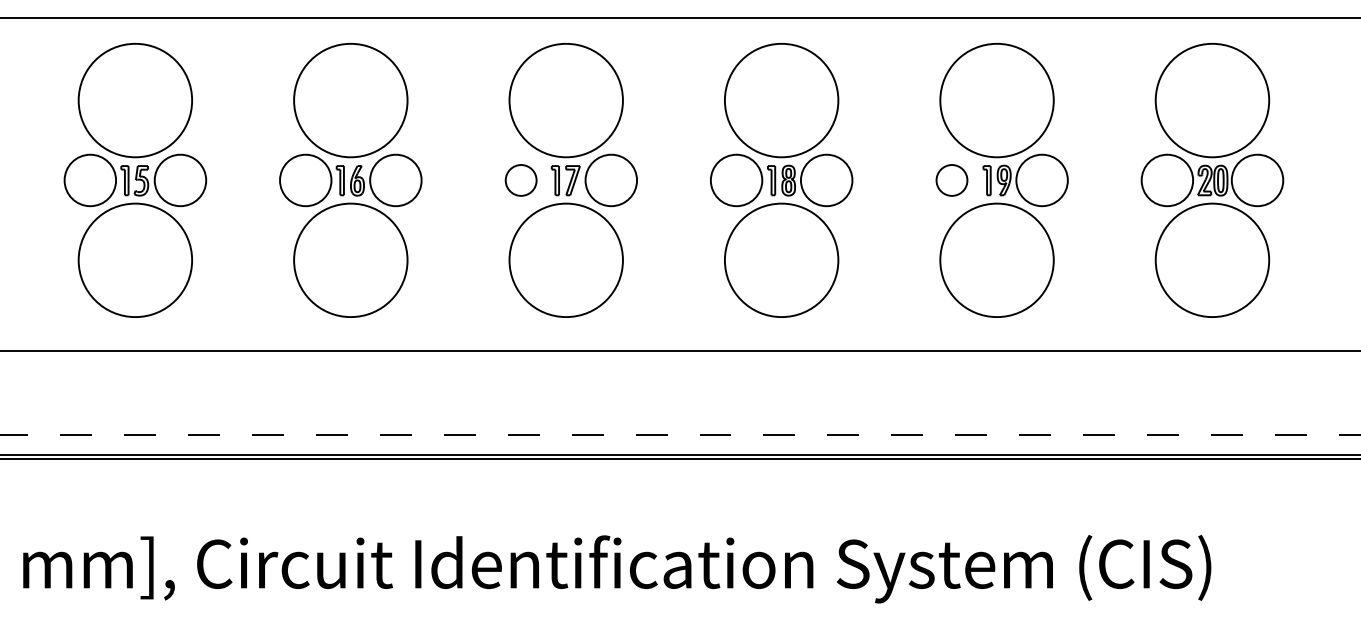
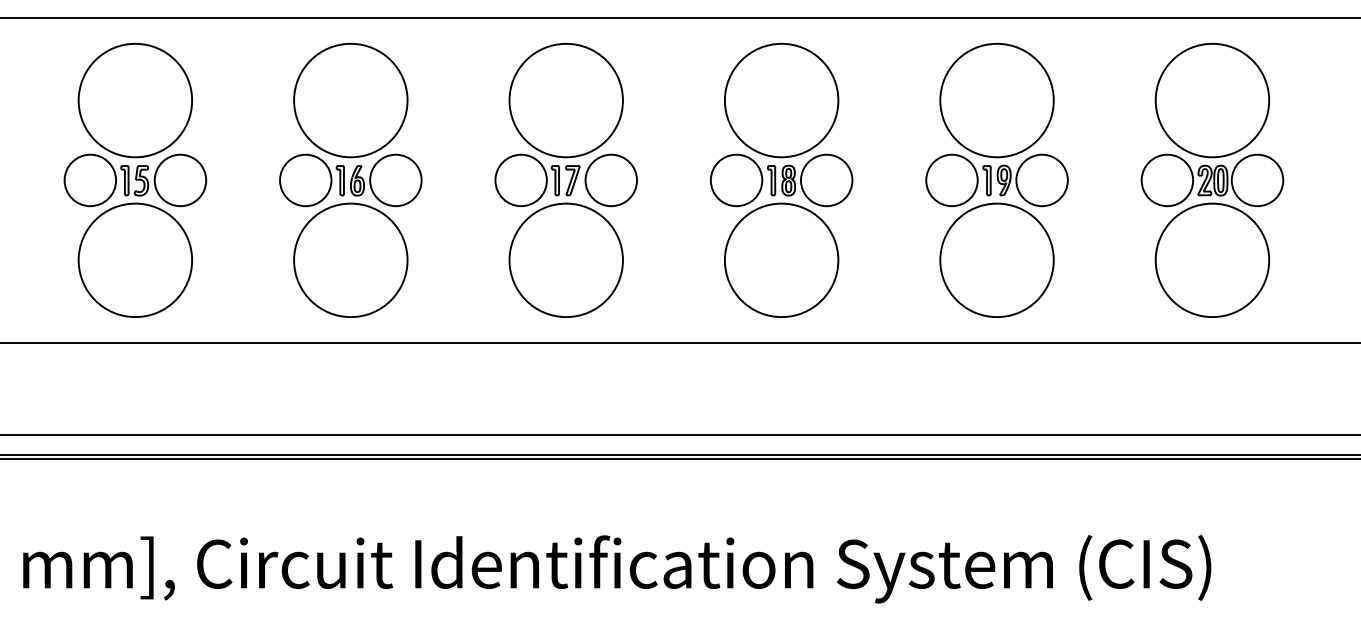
circle diameter: 31 px -> 51 px (520, 180)
circle diameter: 31 px -> 51 px (951, 180)
line position: (679, 350) -> (679, 342) (679, 342)
line: dashed -> solid (680, 435)
